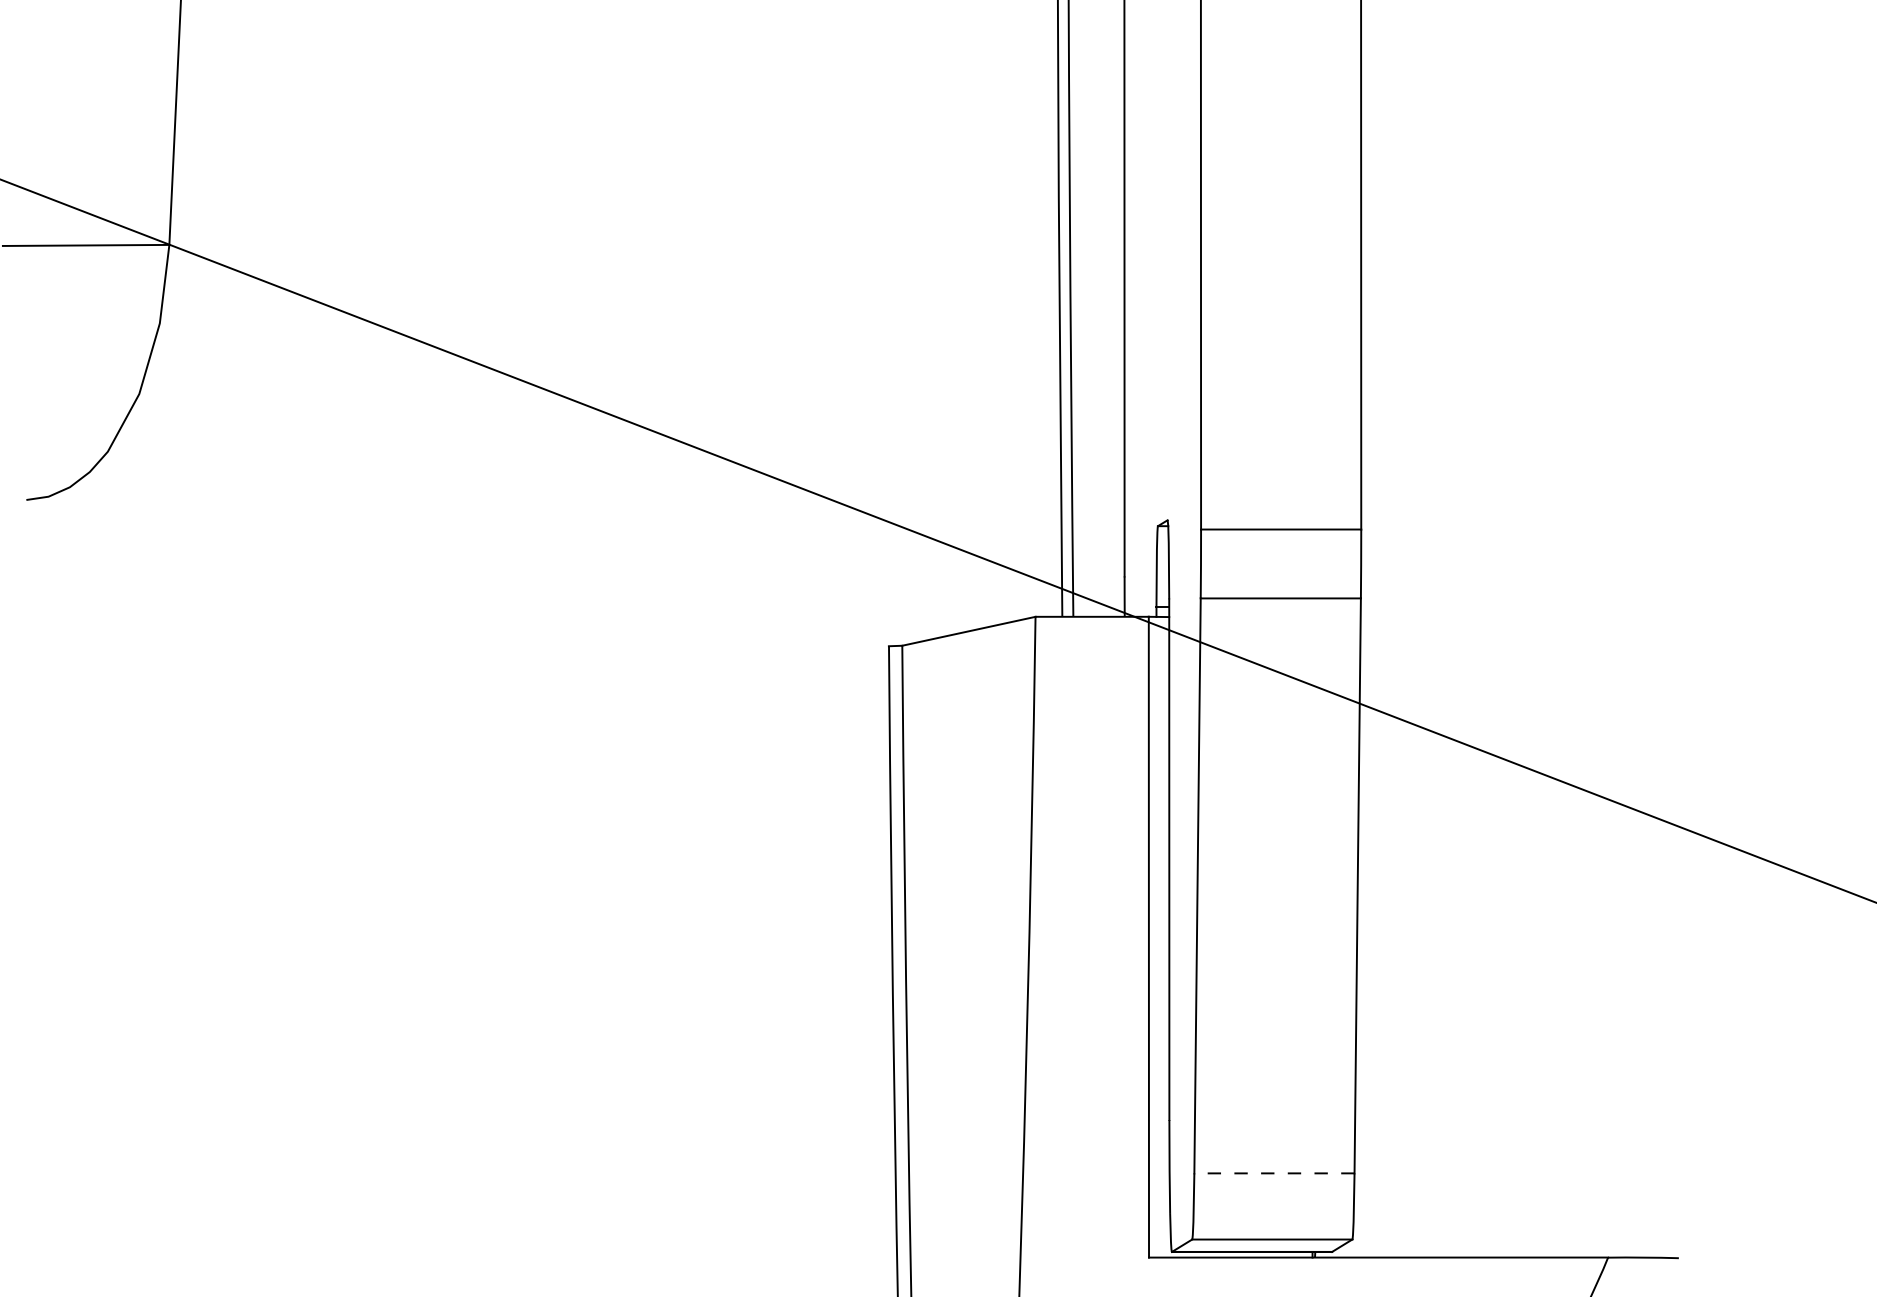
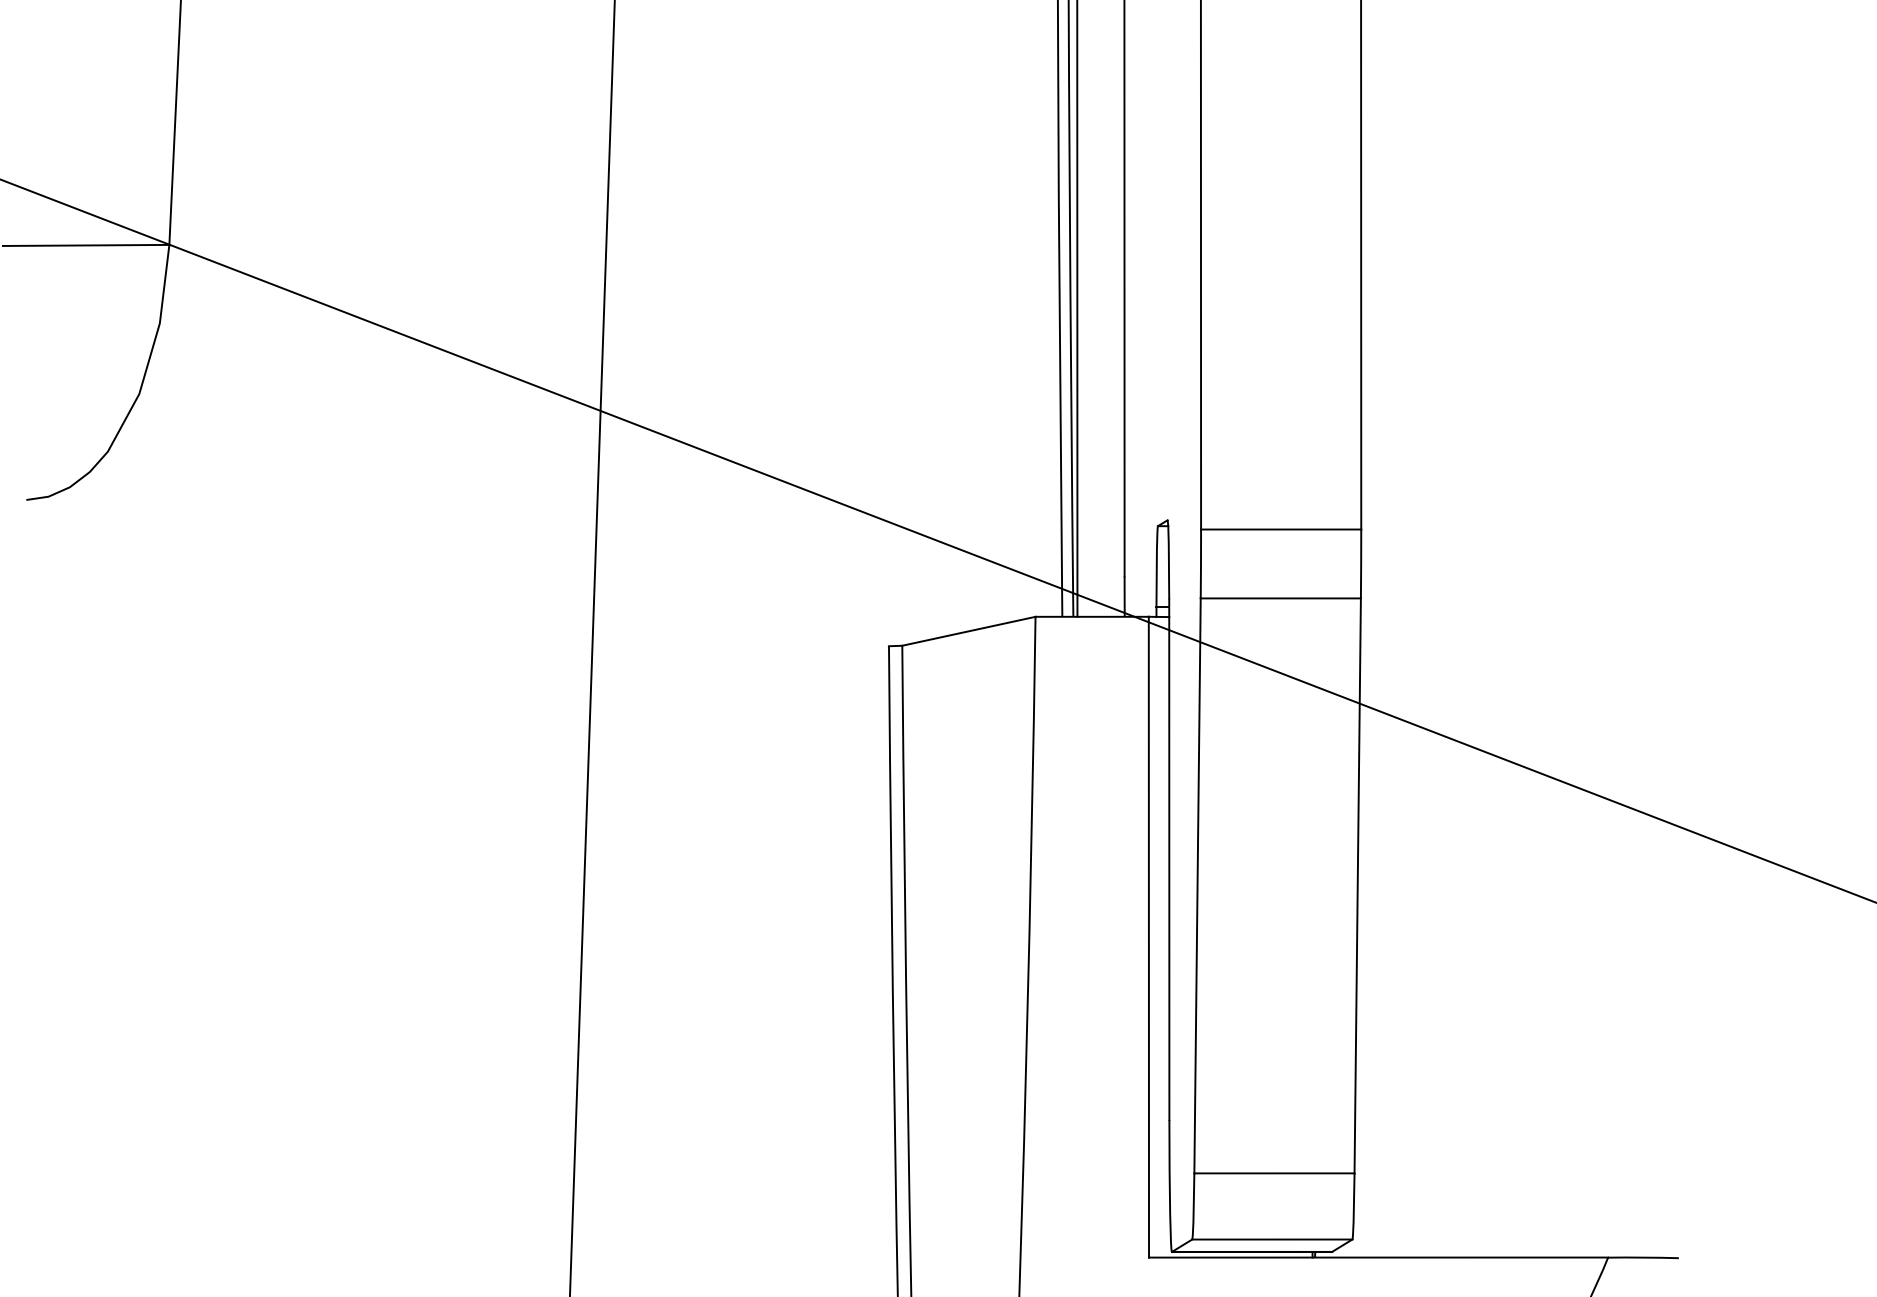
line: none -> present (1077, 309)
line: none -> present (592, 647)
line: dashed -> solid (1273, 1173)
